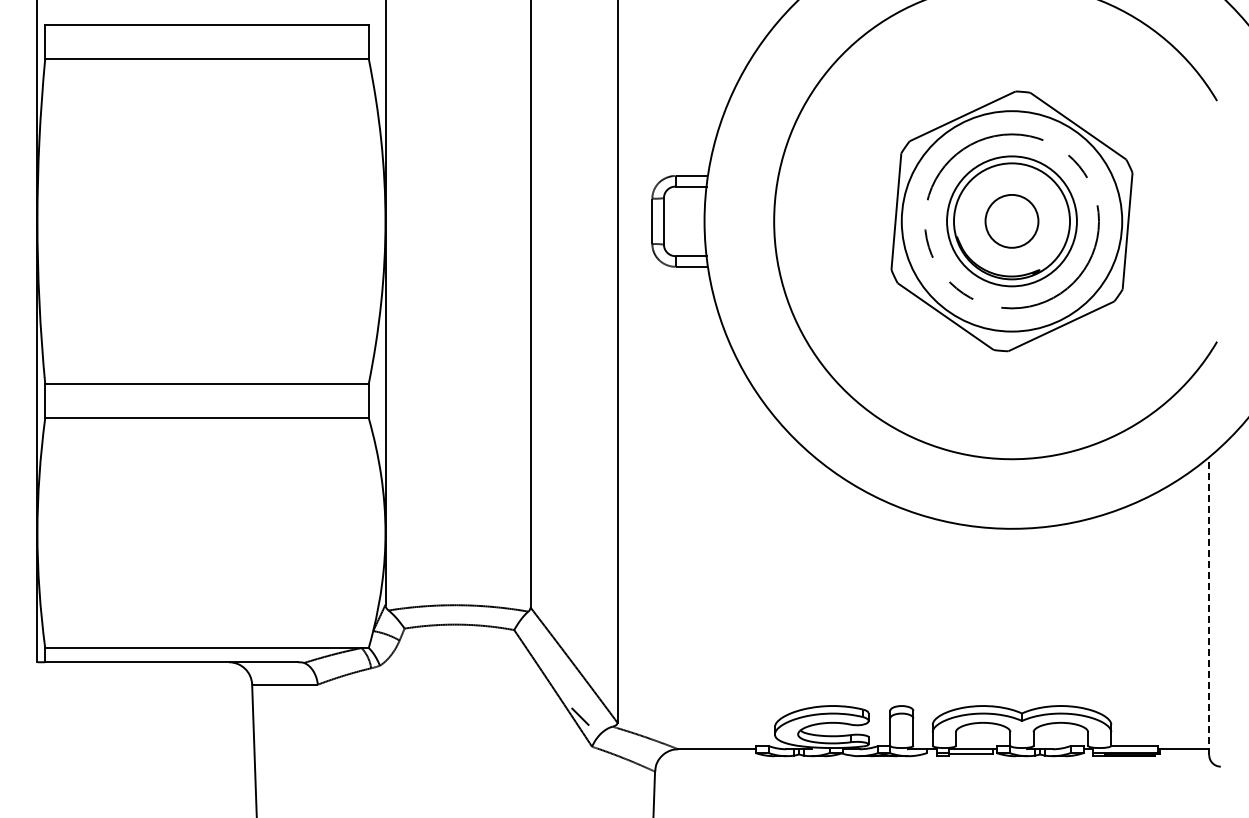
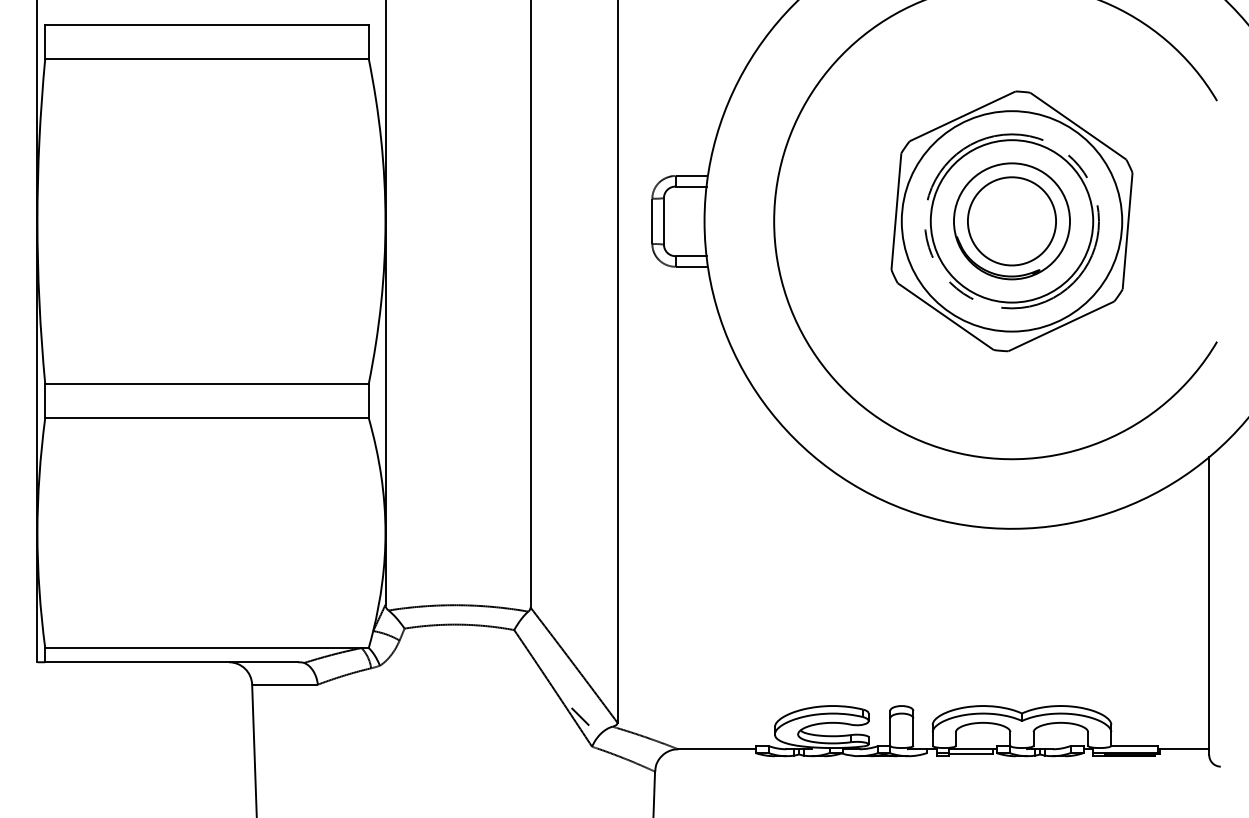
circle diameter: 53 px -> 88 px (1011, 221)
circle diameter: 130 px -> 162 px (1011, 221)
line: dashed -> solid (1209, 606)
